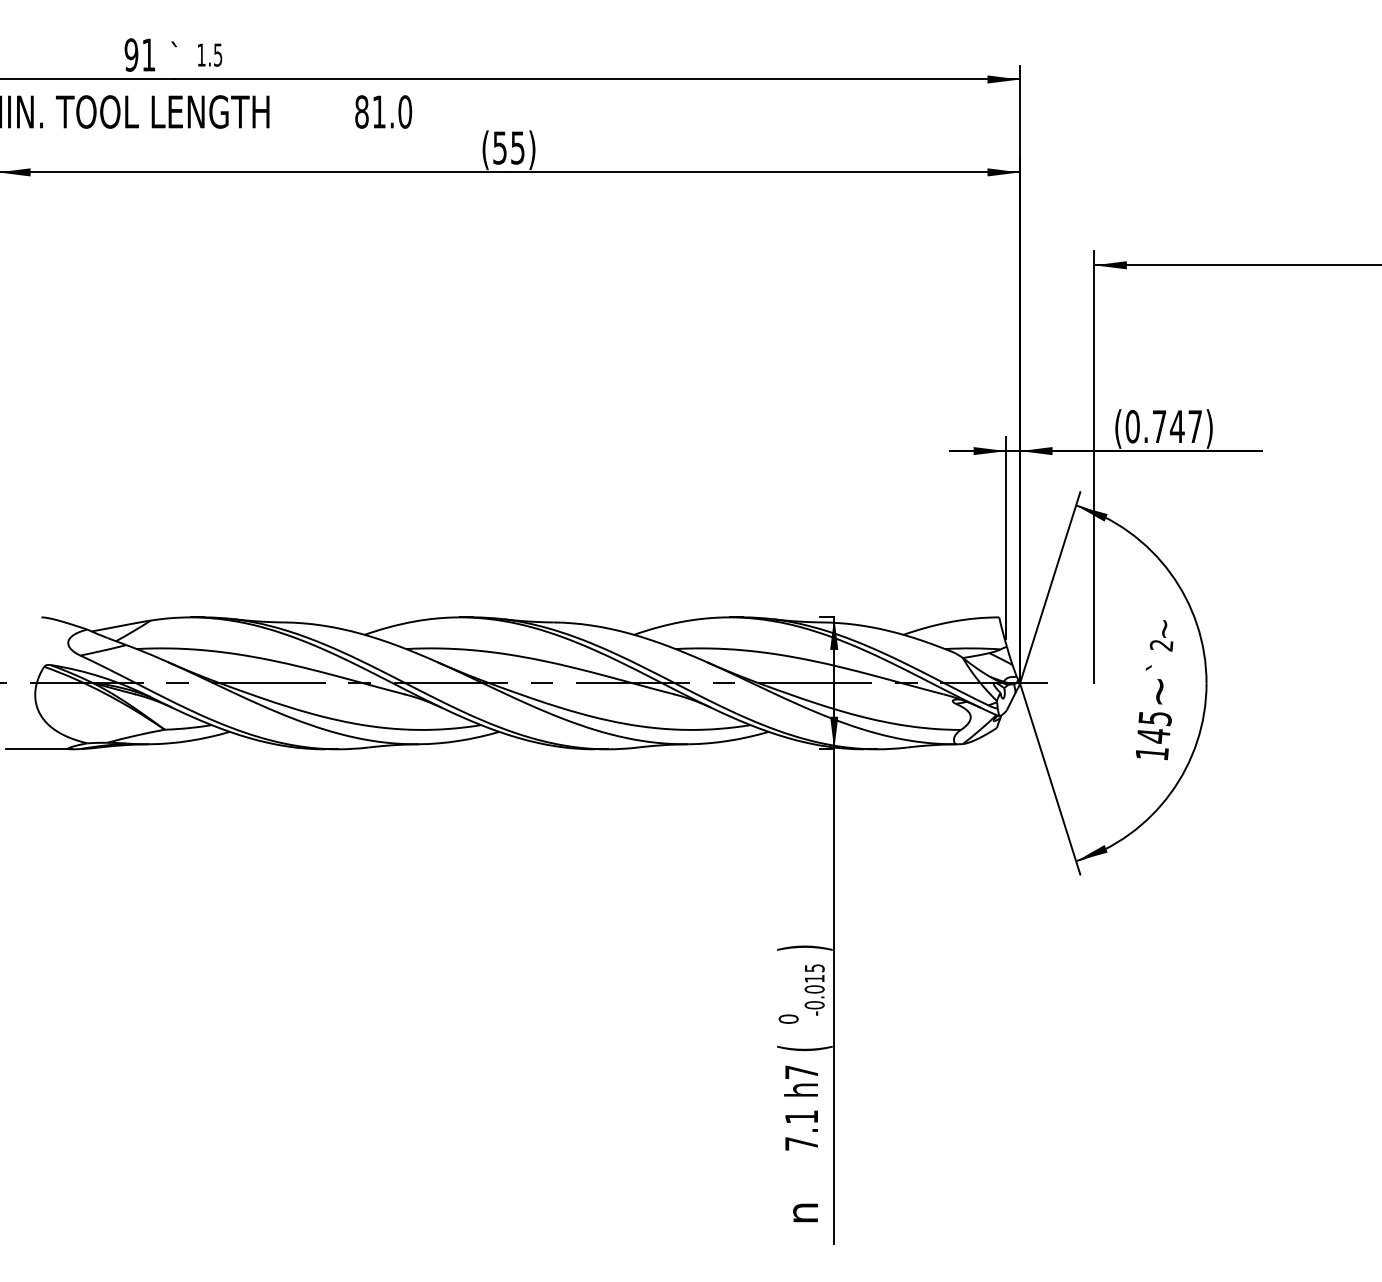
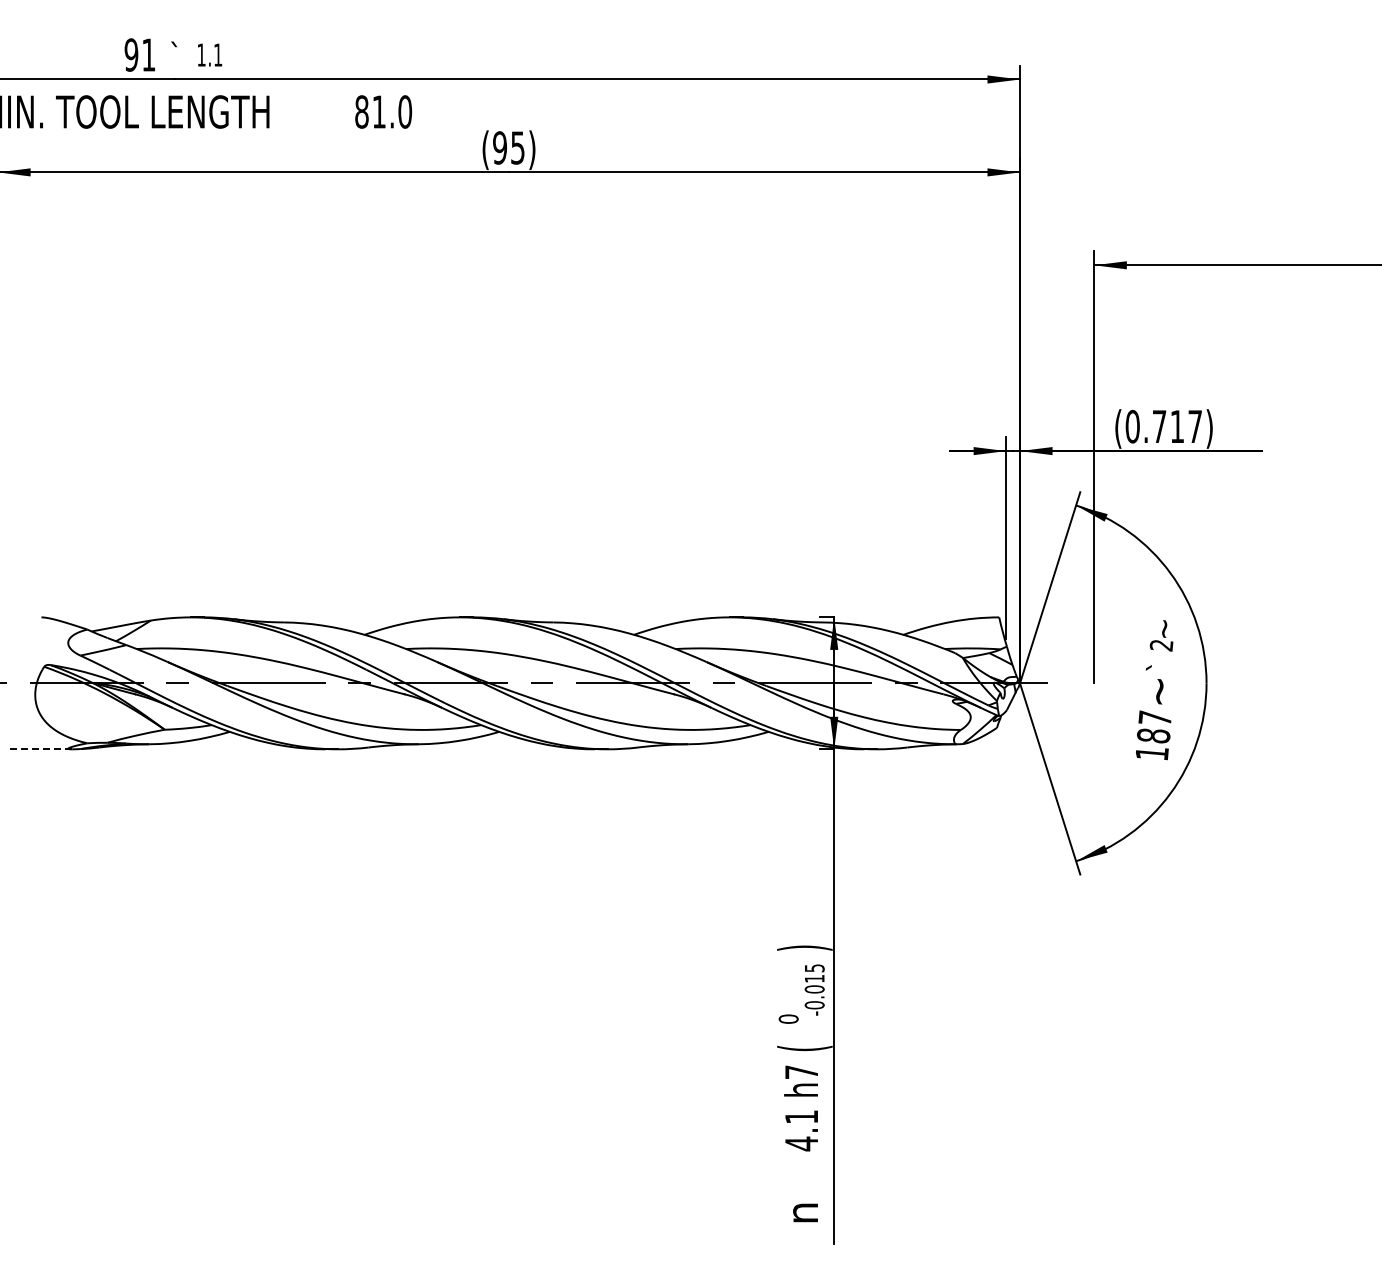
text: 1.5 -> 1.1 (218, 54)
text: (55) -> (95) (499, 147)
text: (0.747) -> (0.717) (1177, 426)
text: 145 -> 187 (1154, 726)
line: solid -> dashed (39, 749)
text: 7.1 -> 4.1 (801, 1143)
